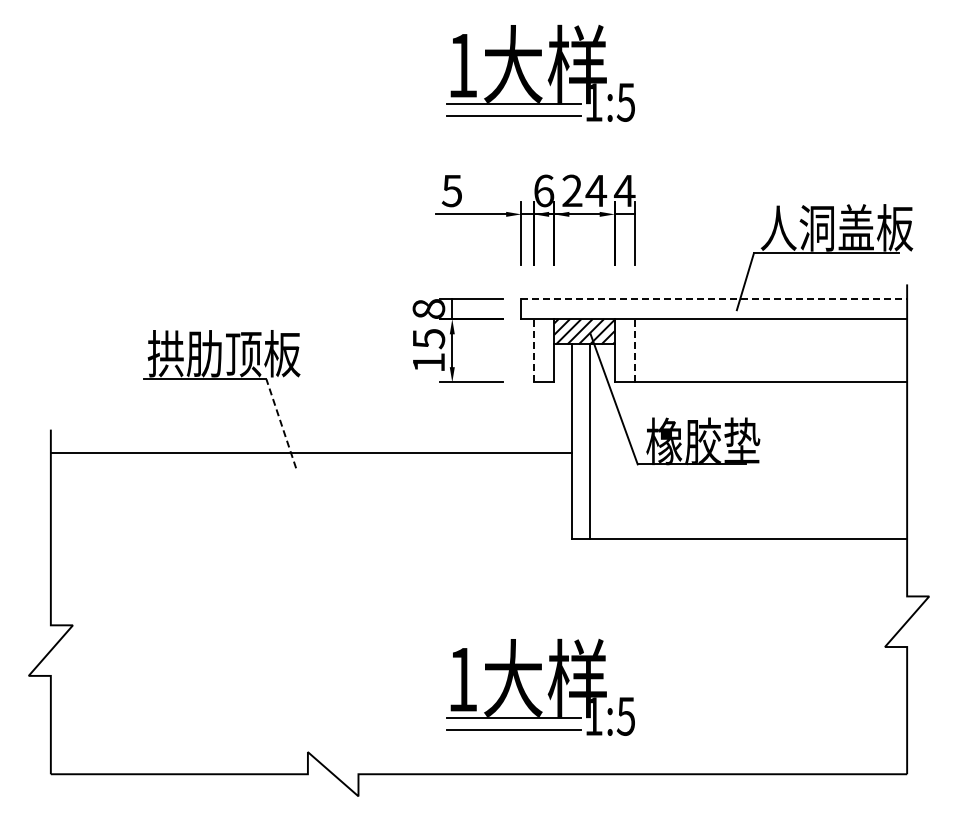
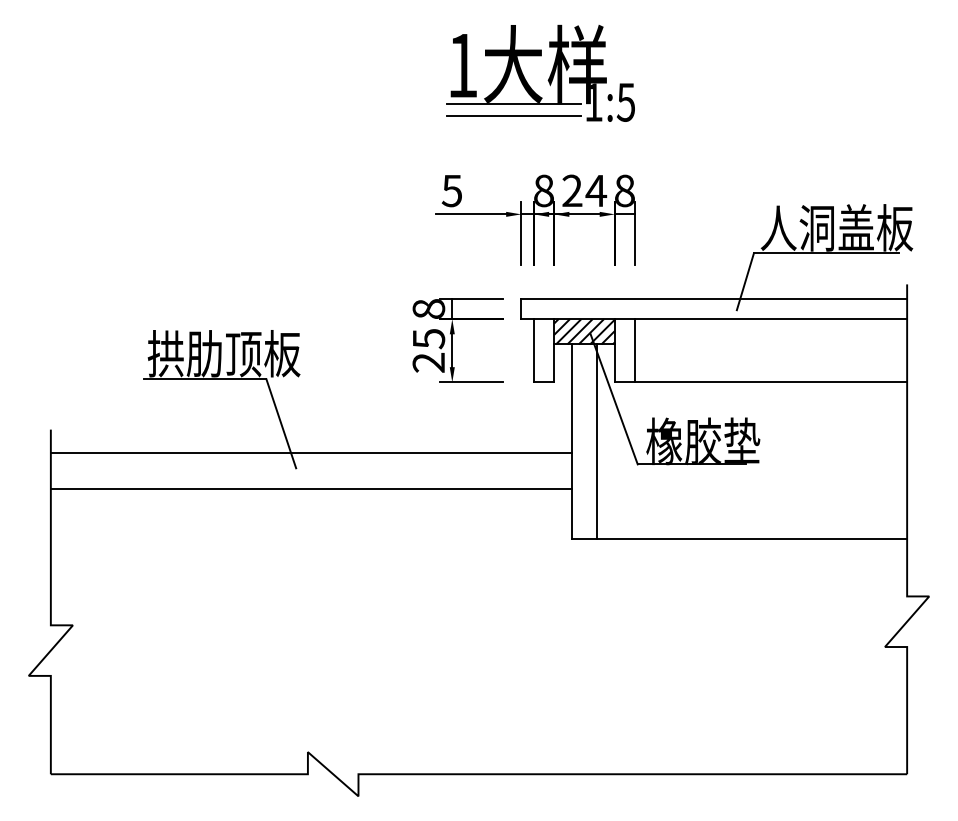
text: 6 -> 8 (544, 190)
text: 4 -> 8 (624, 190)
line: dashed -> solid (714, 298)
line: dashed -> solid (533, 350)
line: dashed -> solid (635, 350)
text: 15 -> 25 (428, 362)
line: dashed -> solid (281, 423)
line position: (590, 441) -> (597, 441) (597, 441)
line: none -> present (310, 488)
part: present -> none (549, 690)
